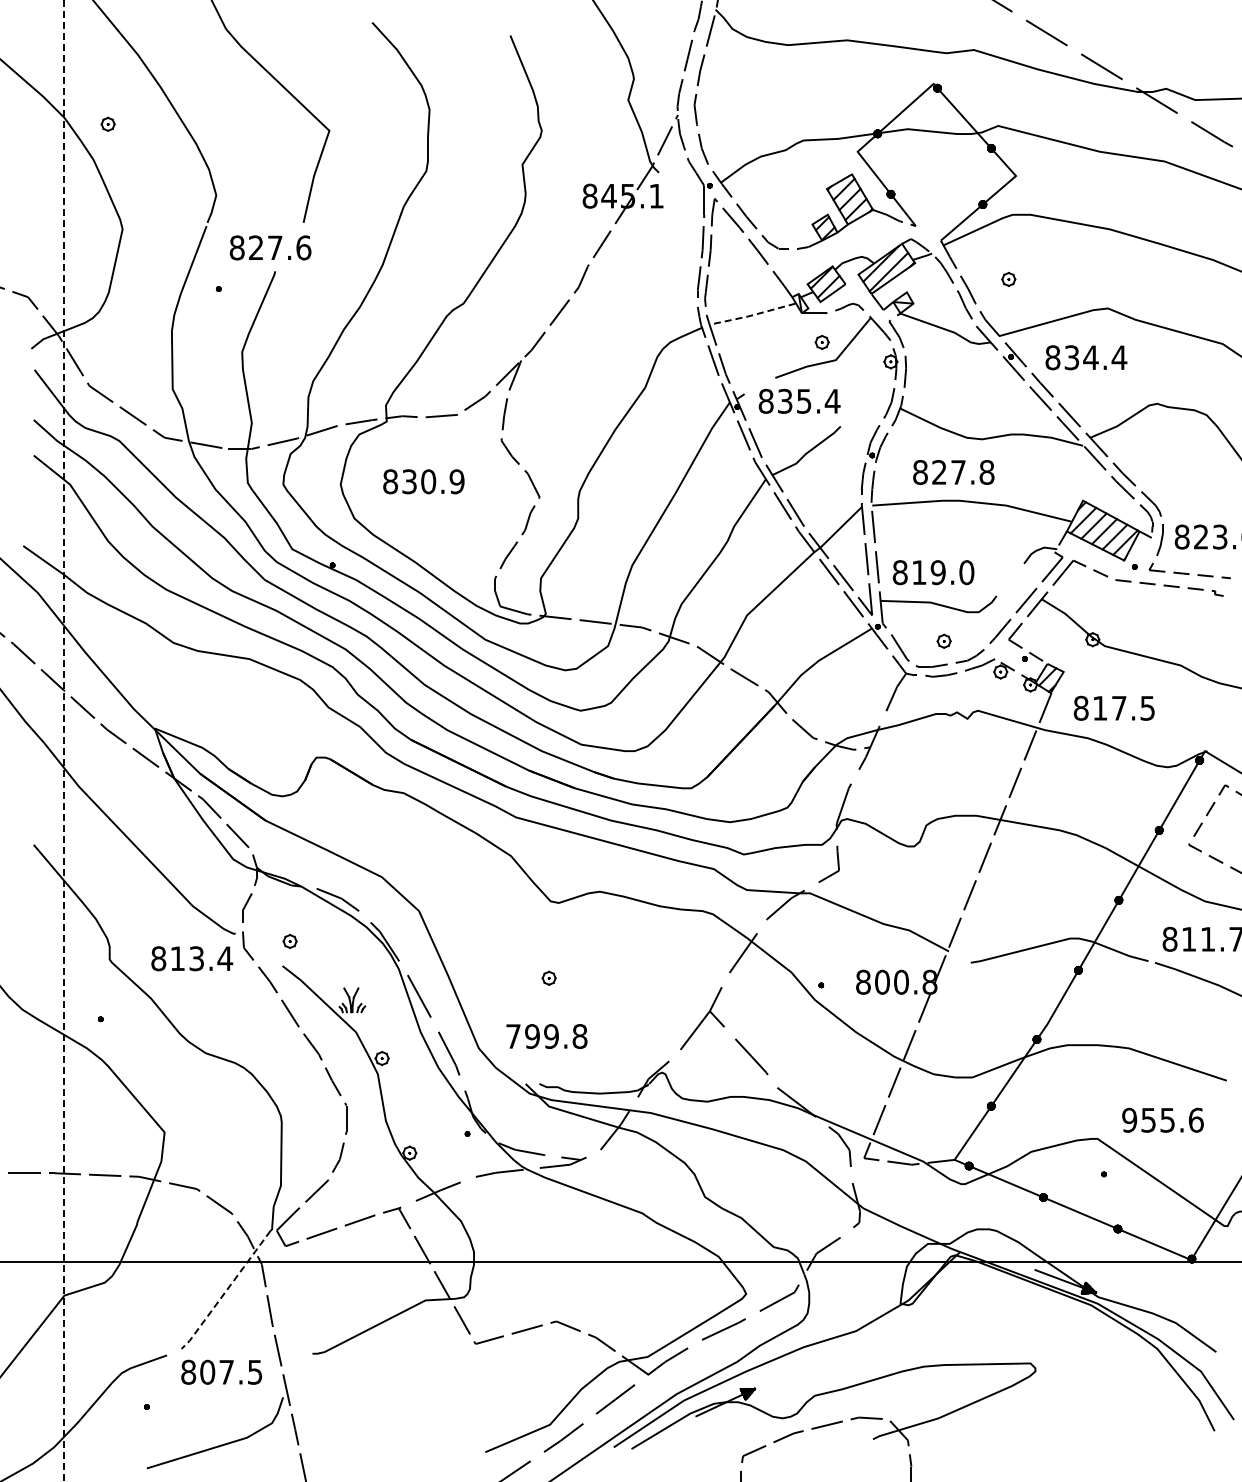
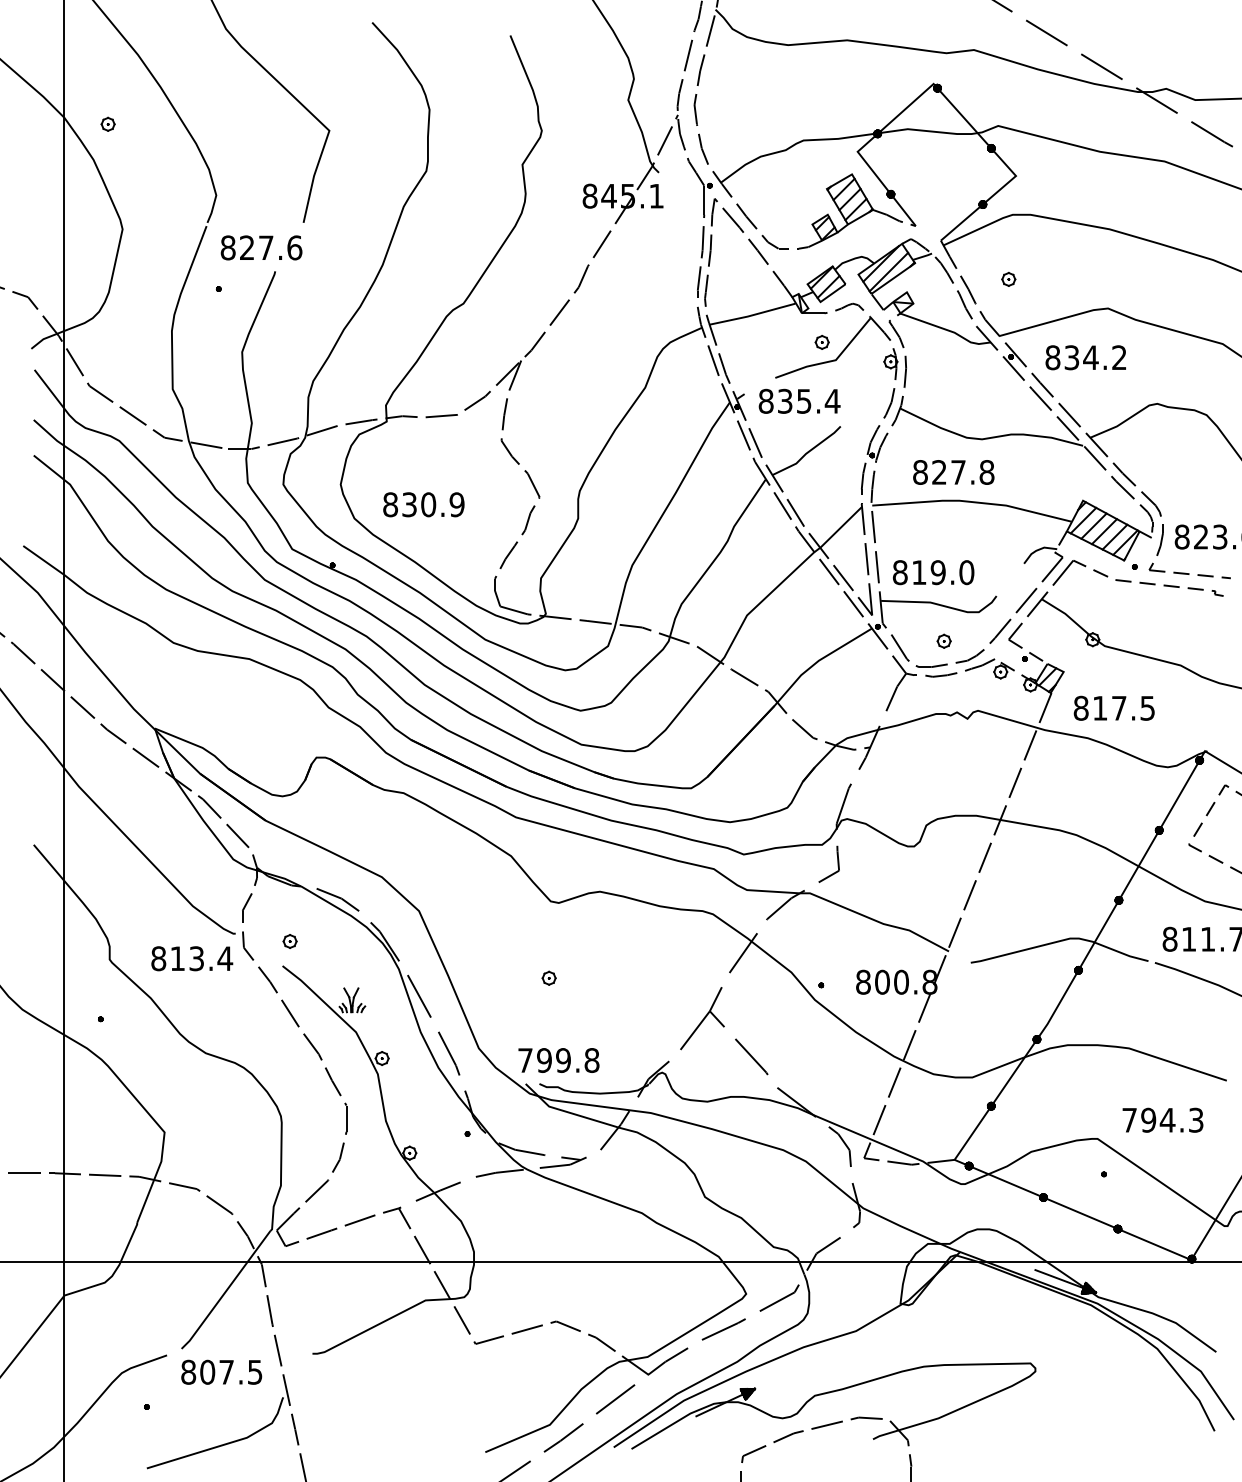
text position: (270, 247) -> (261, 247) (261, 247)
line: dashed -> solid (752, 315)
text: 834.4 -> 834.2 (1119, 357)
text position: (423, 481) -> (423, 504) (423, 504)
line: dashed -> solid (64, 739)
text position: (546, 1036) -> (558, 1060) (558, 1060)
text: 955.6 -> 794.3 (1162, 1119)
line: dashed -> solid (226, 1291)
